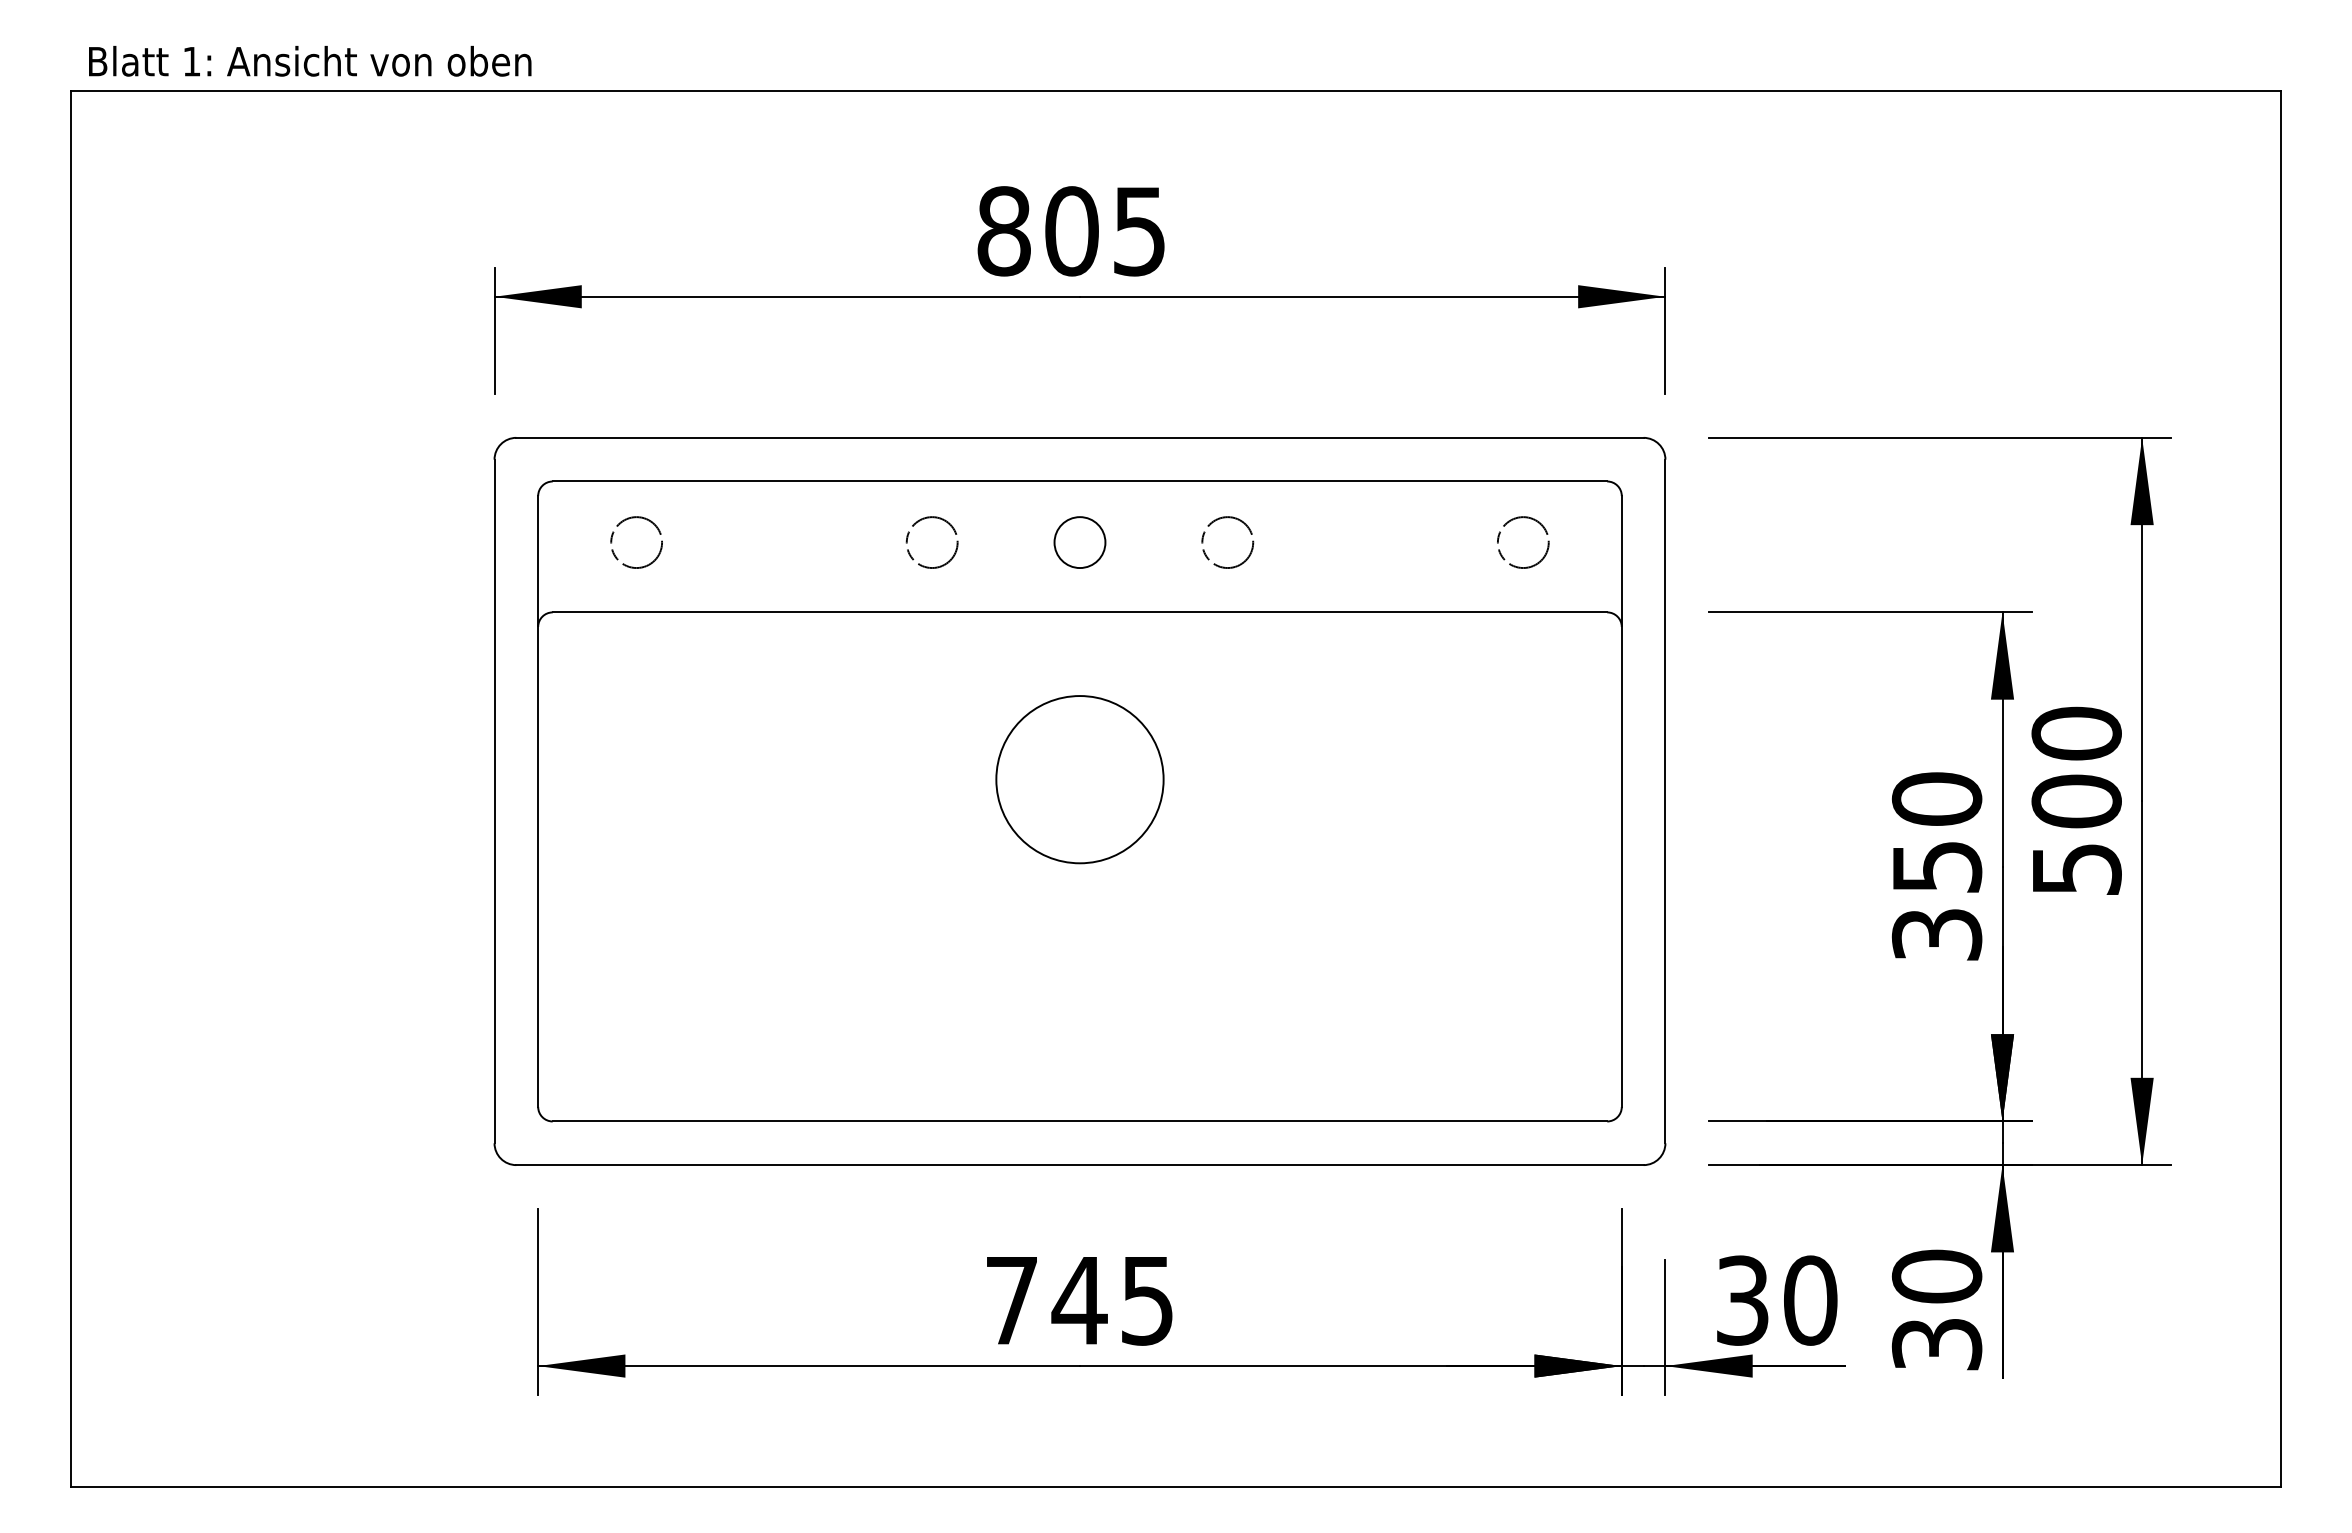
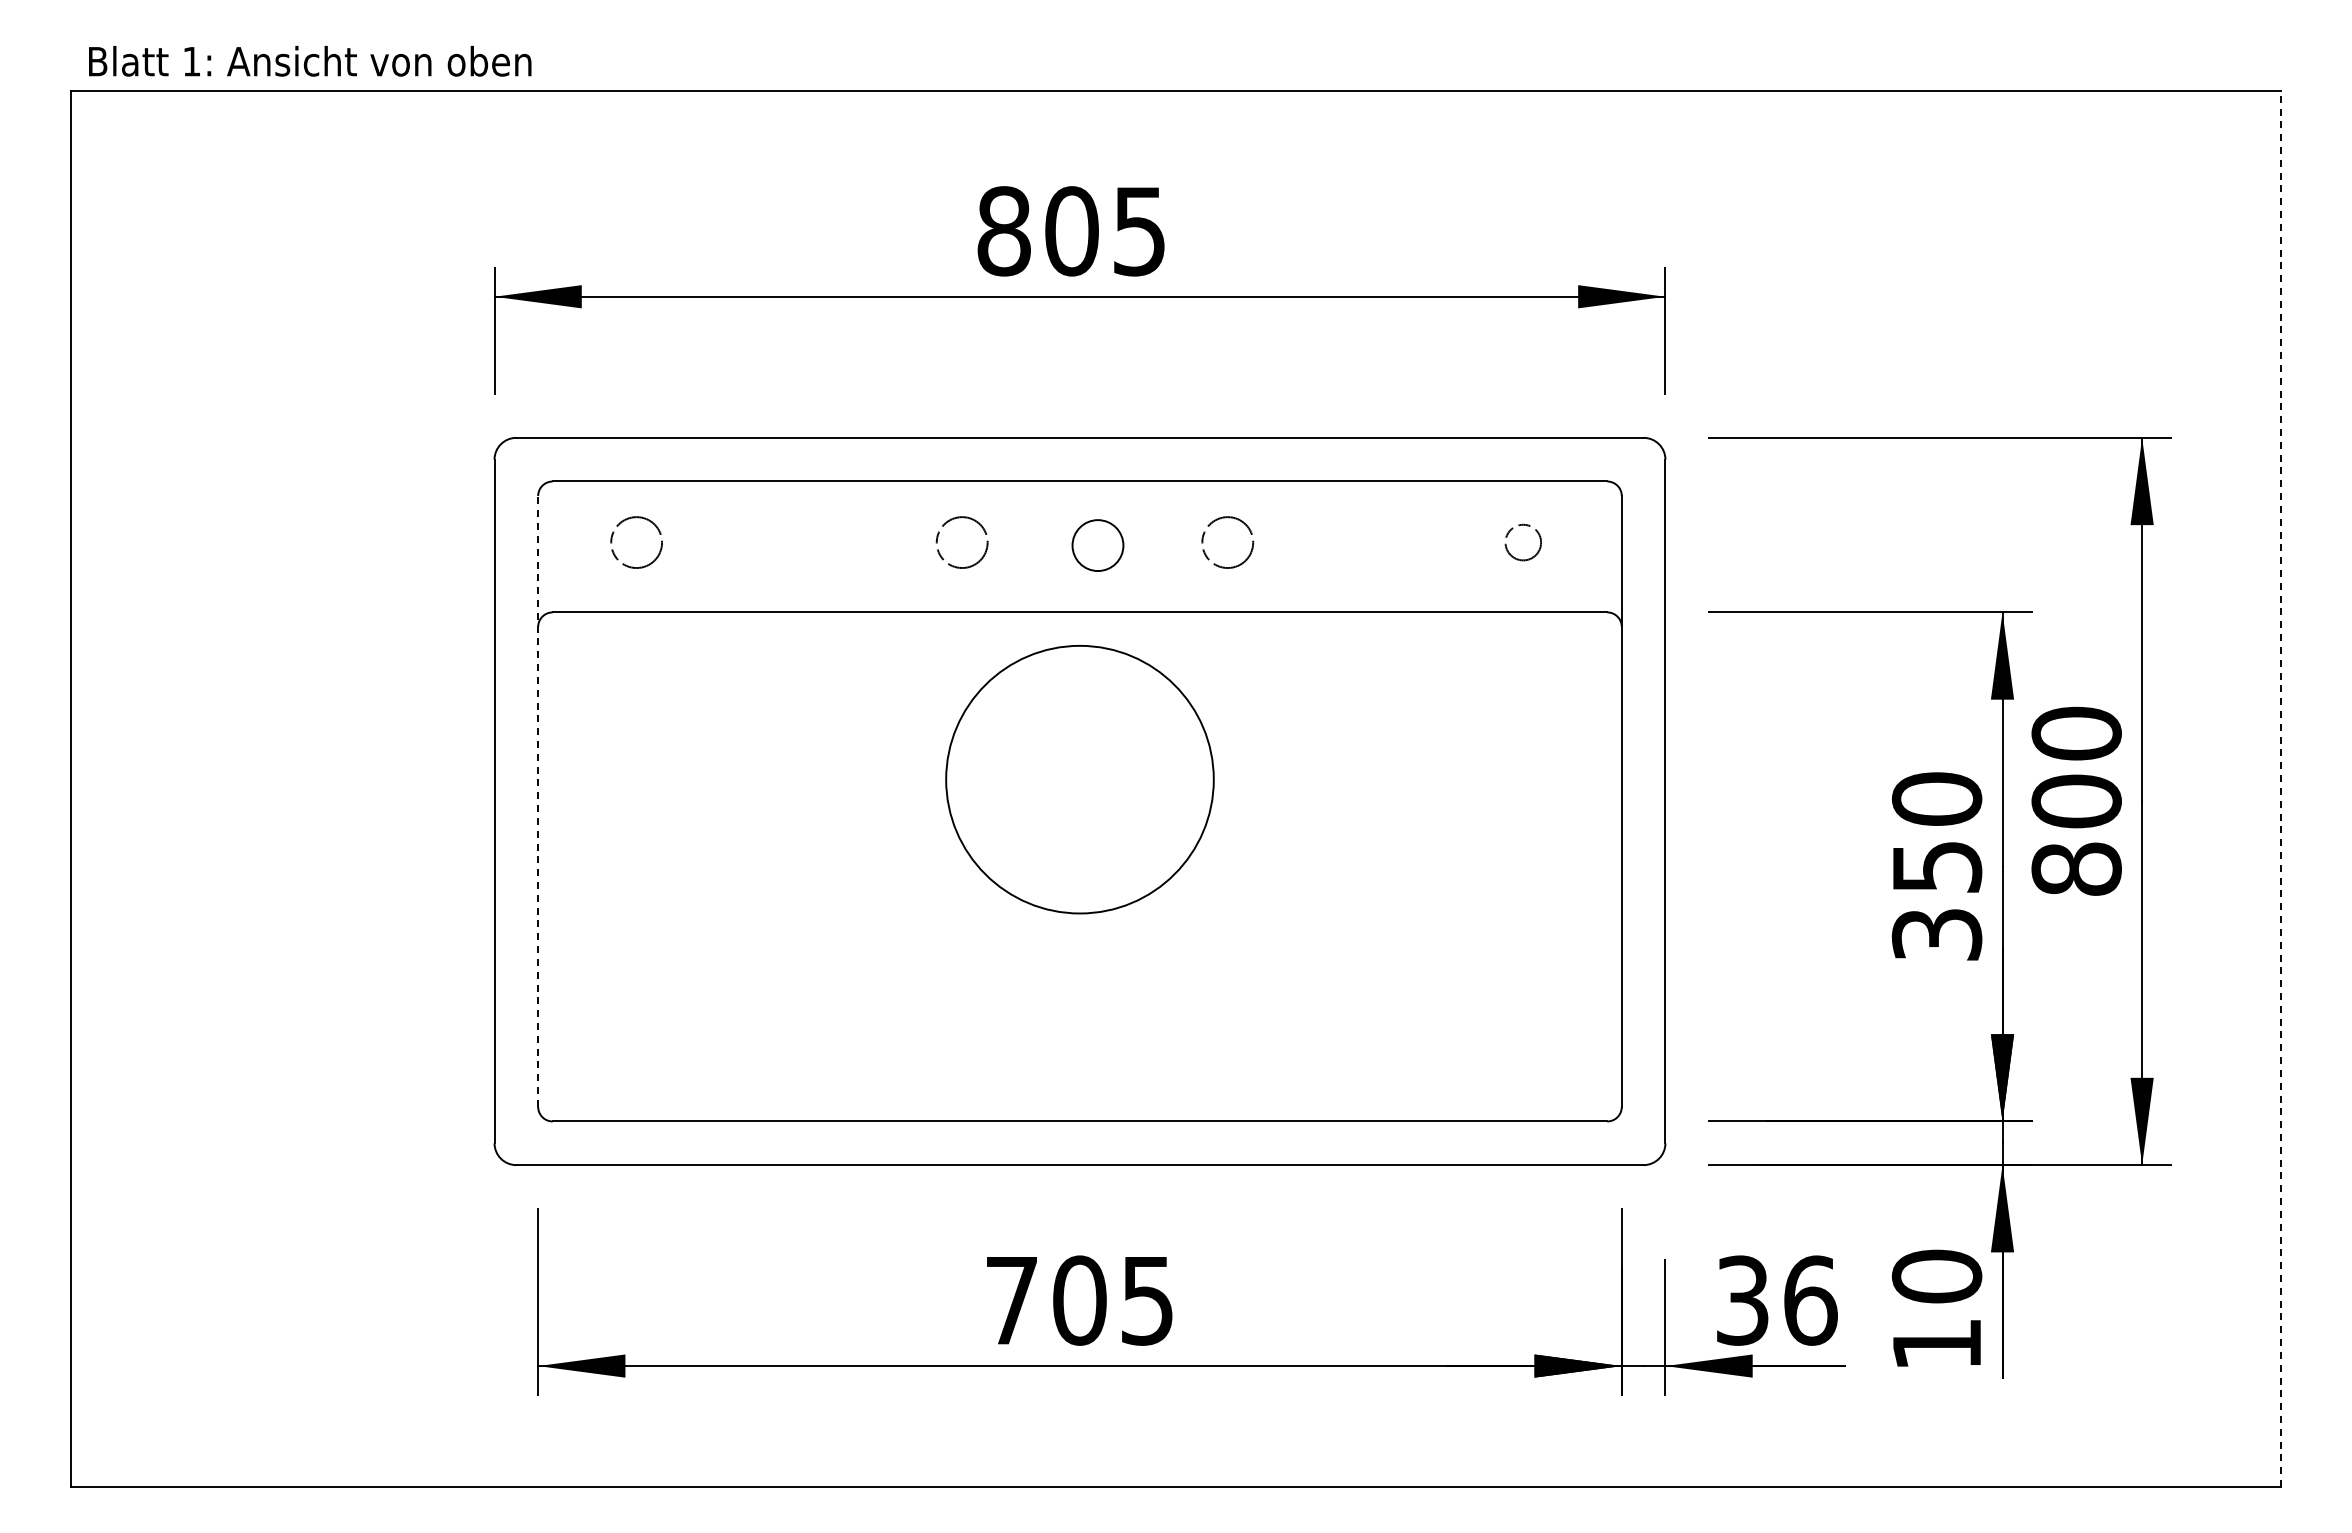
circle position: (931, 542) -> (961, 542) (961, 542)
circle position: (1079, 542) -> (1097, 545) (1097, 545)
circle diameter: 51 px -> 36 px (1523, 542)
circle diameter: 167 px -> 268 px (1079, 779)
line: solid -> dashed (2281, 788)
line: solid -> dashed (538, 800)
text: 500 -> 800 (2076, 868)
text: 745 -> 705 (1079, 1300)
text: 30 -> 36 (1810, 1300)
text: 30 -> 10 (1936, 1344)
